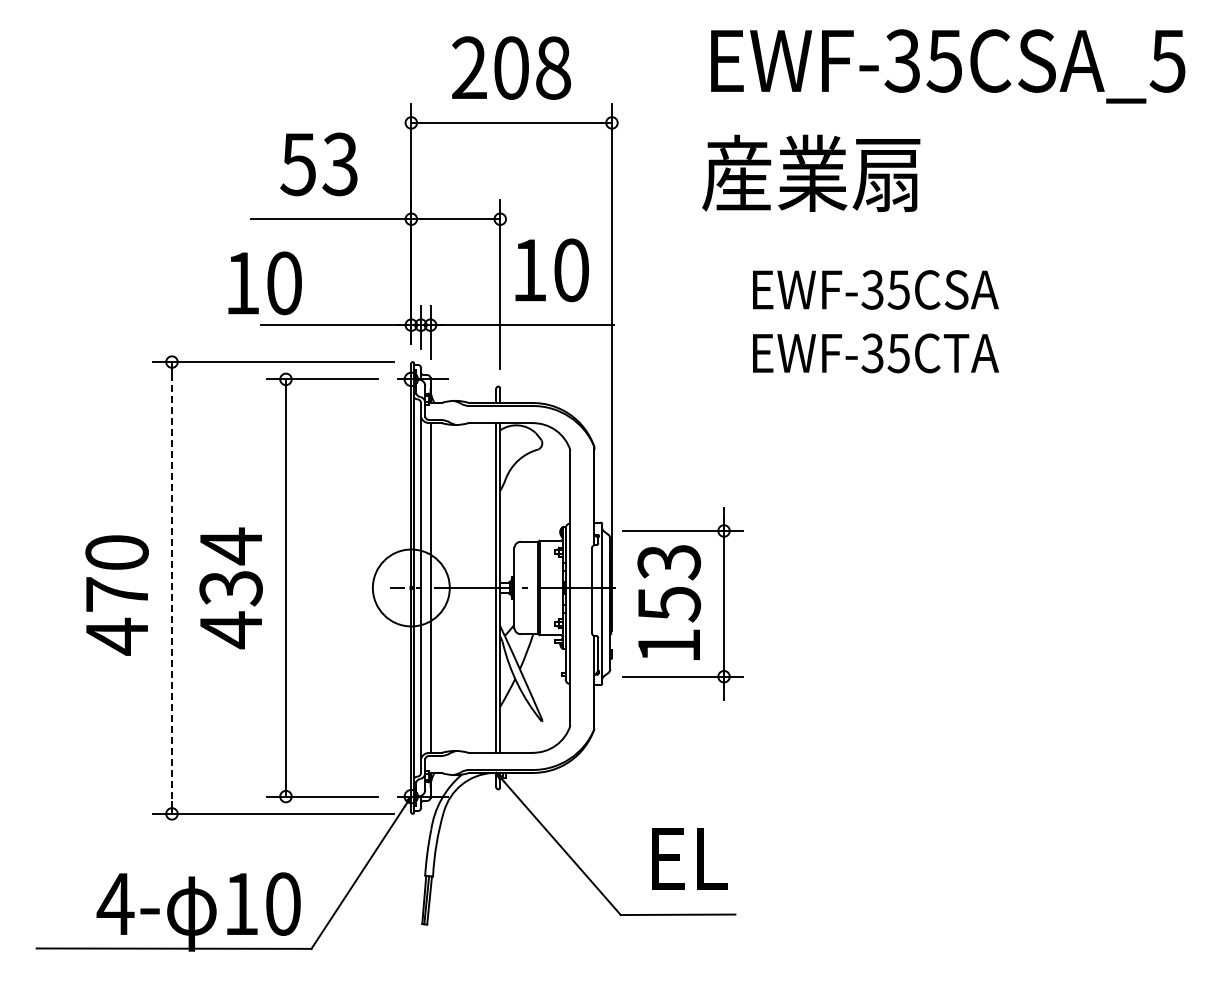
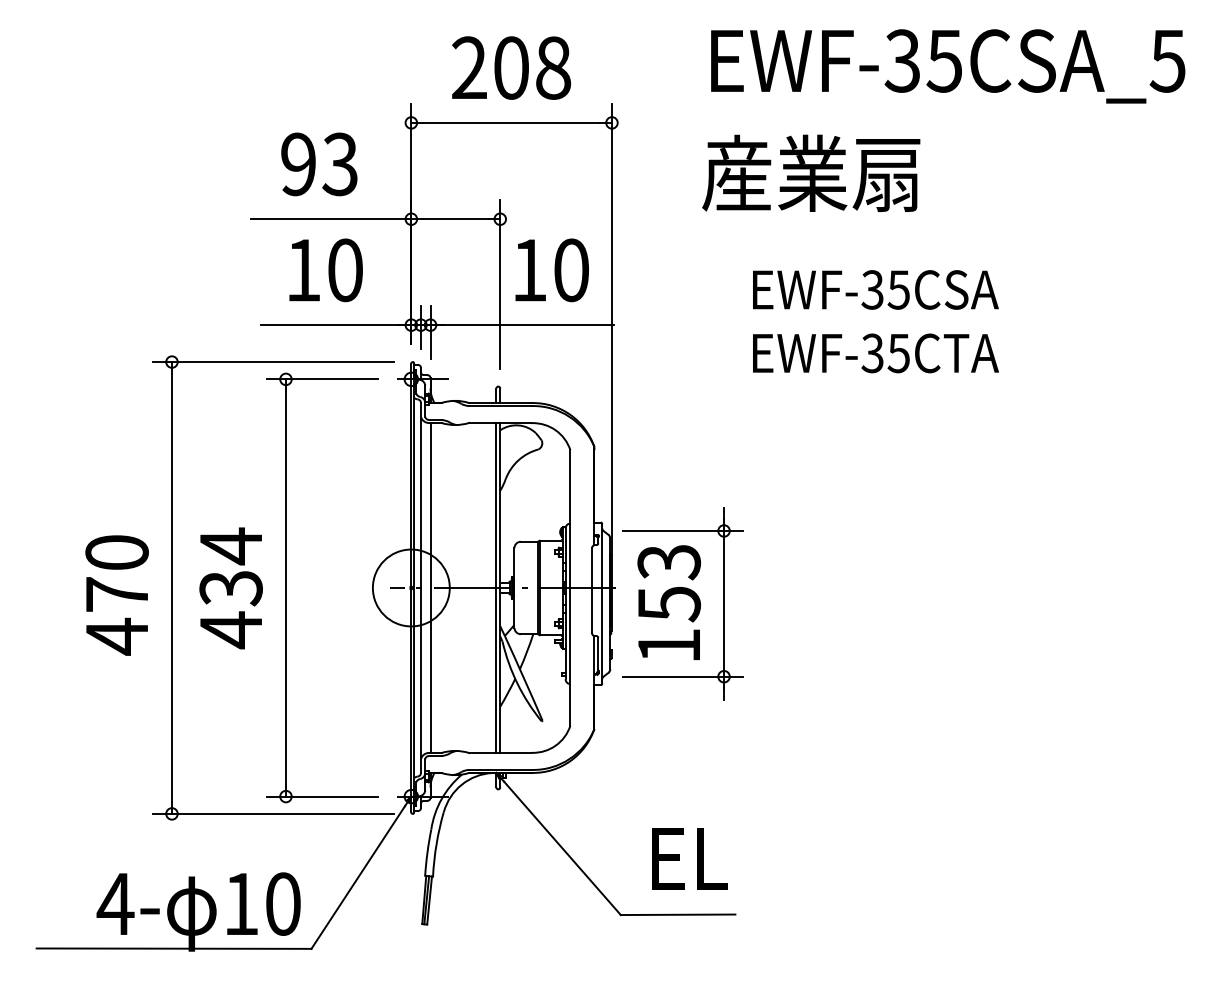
text: 53 -> 93 (297, 164)
text position: (264, 283) -> (325, 270) (325, 270)
line: dashed -> solid (171, 588)
